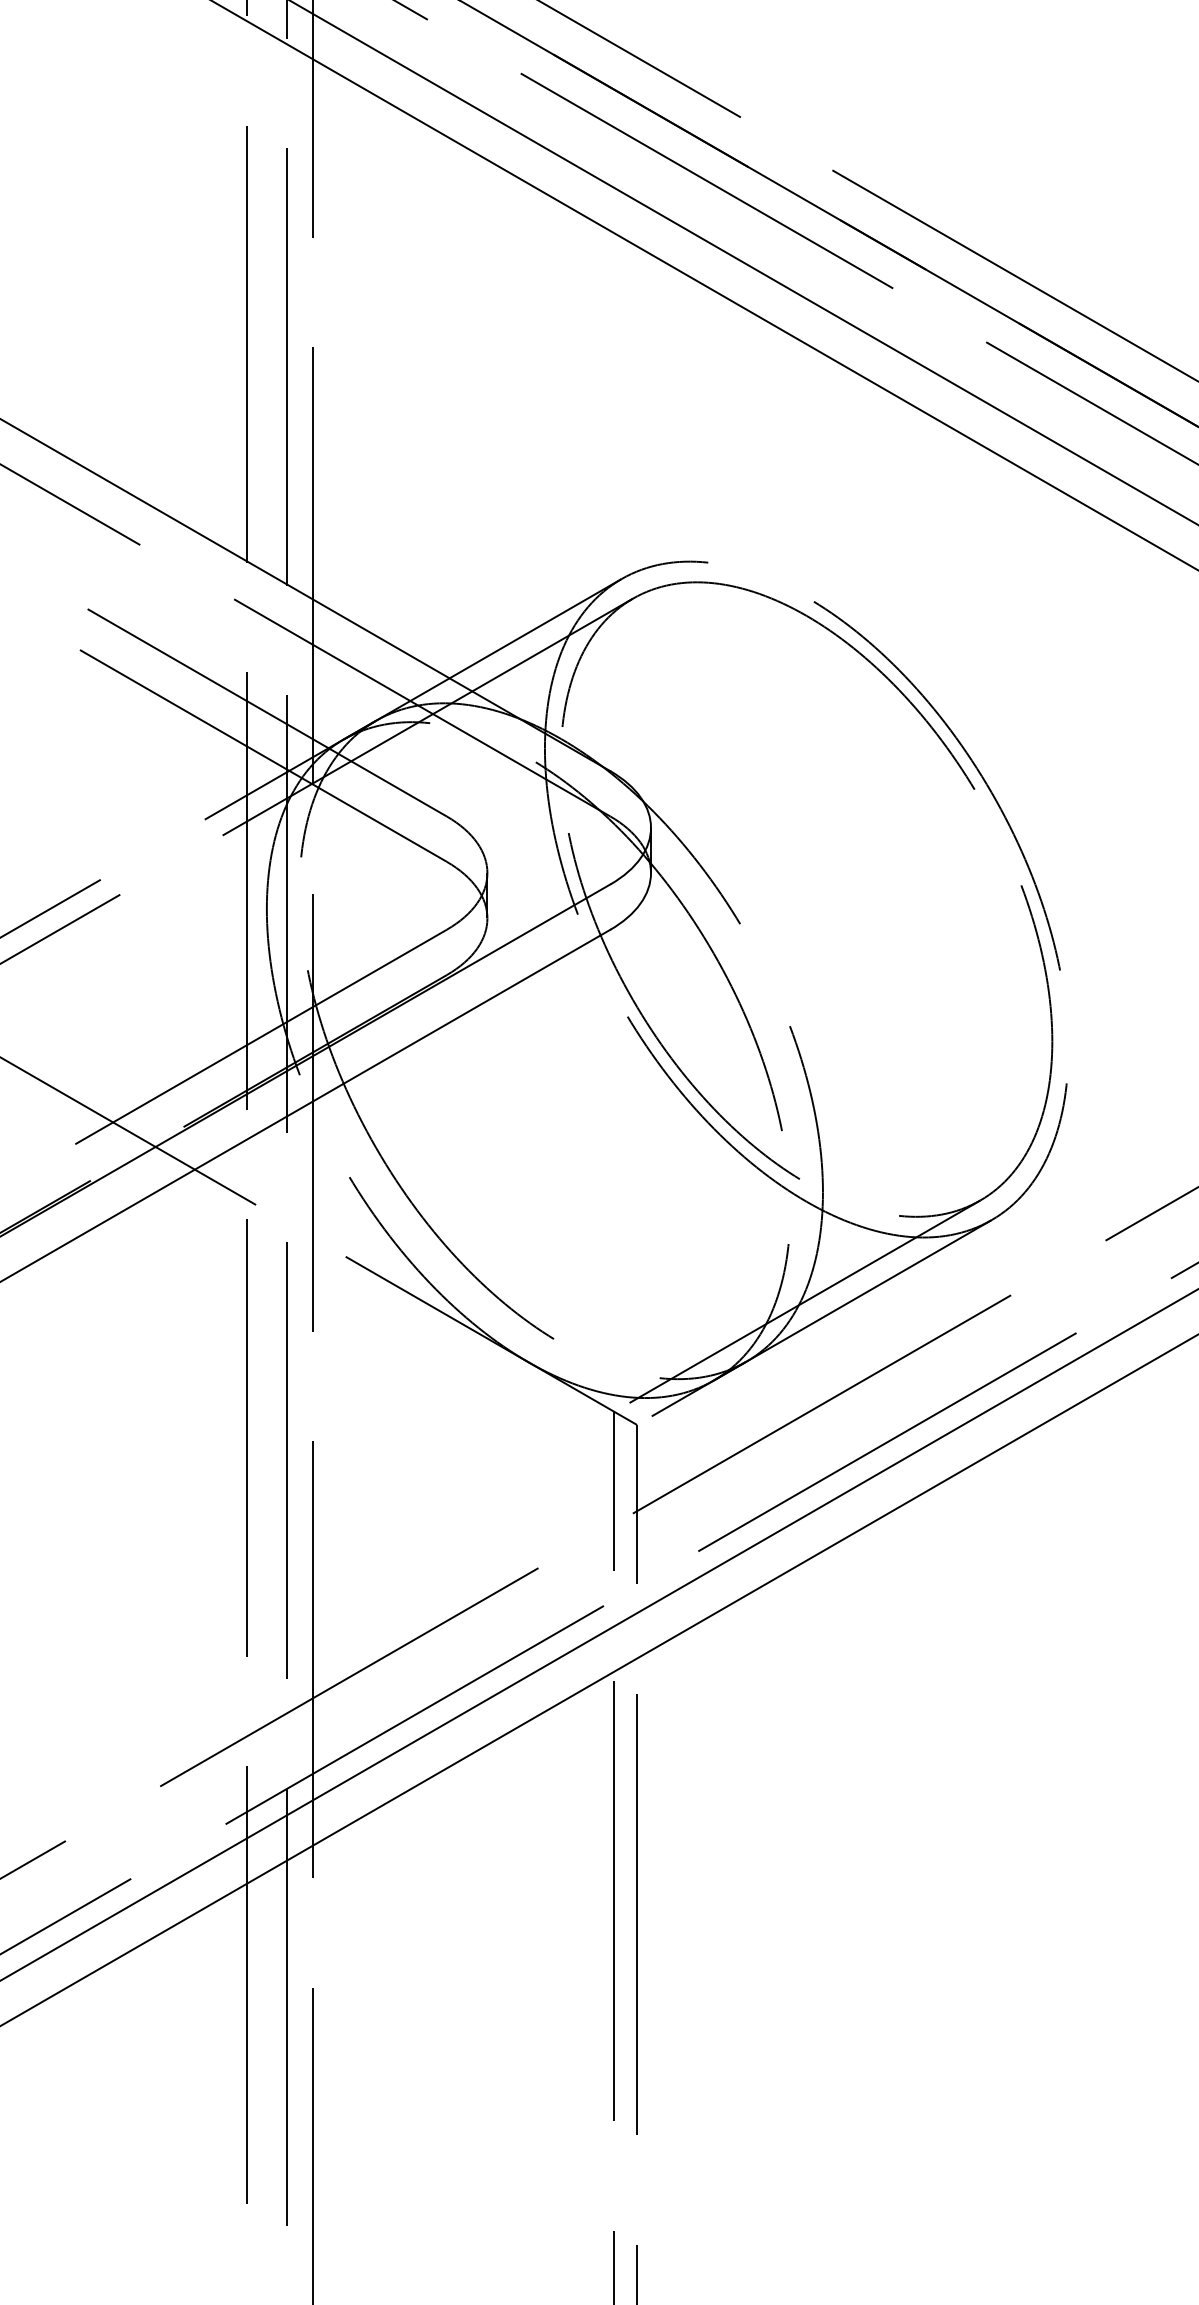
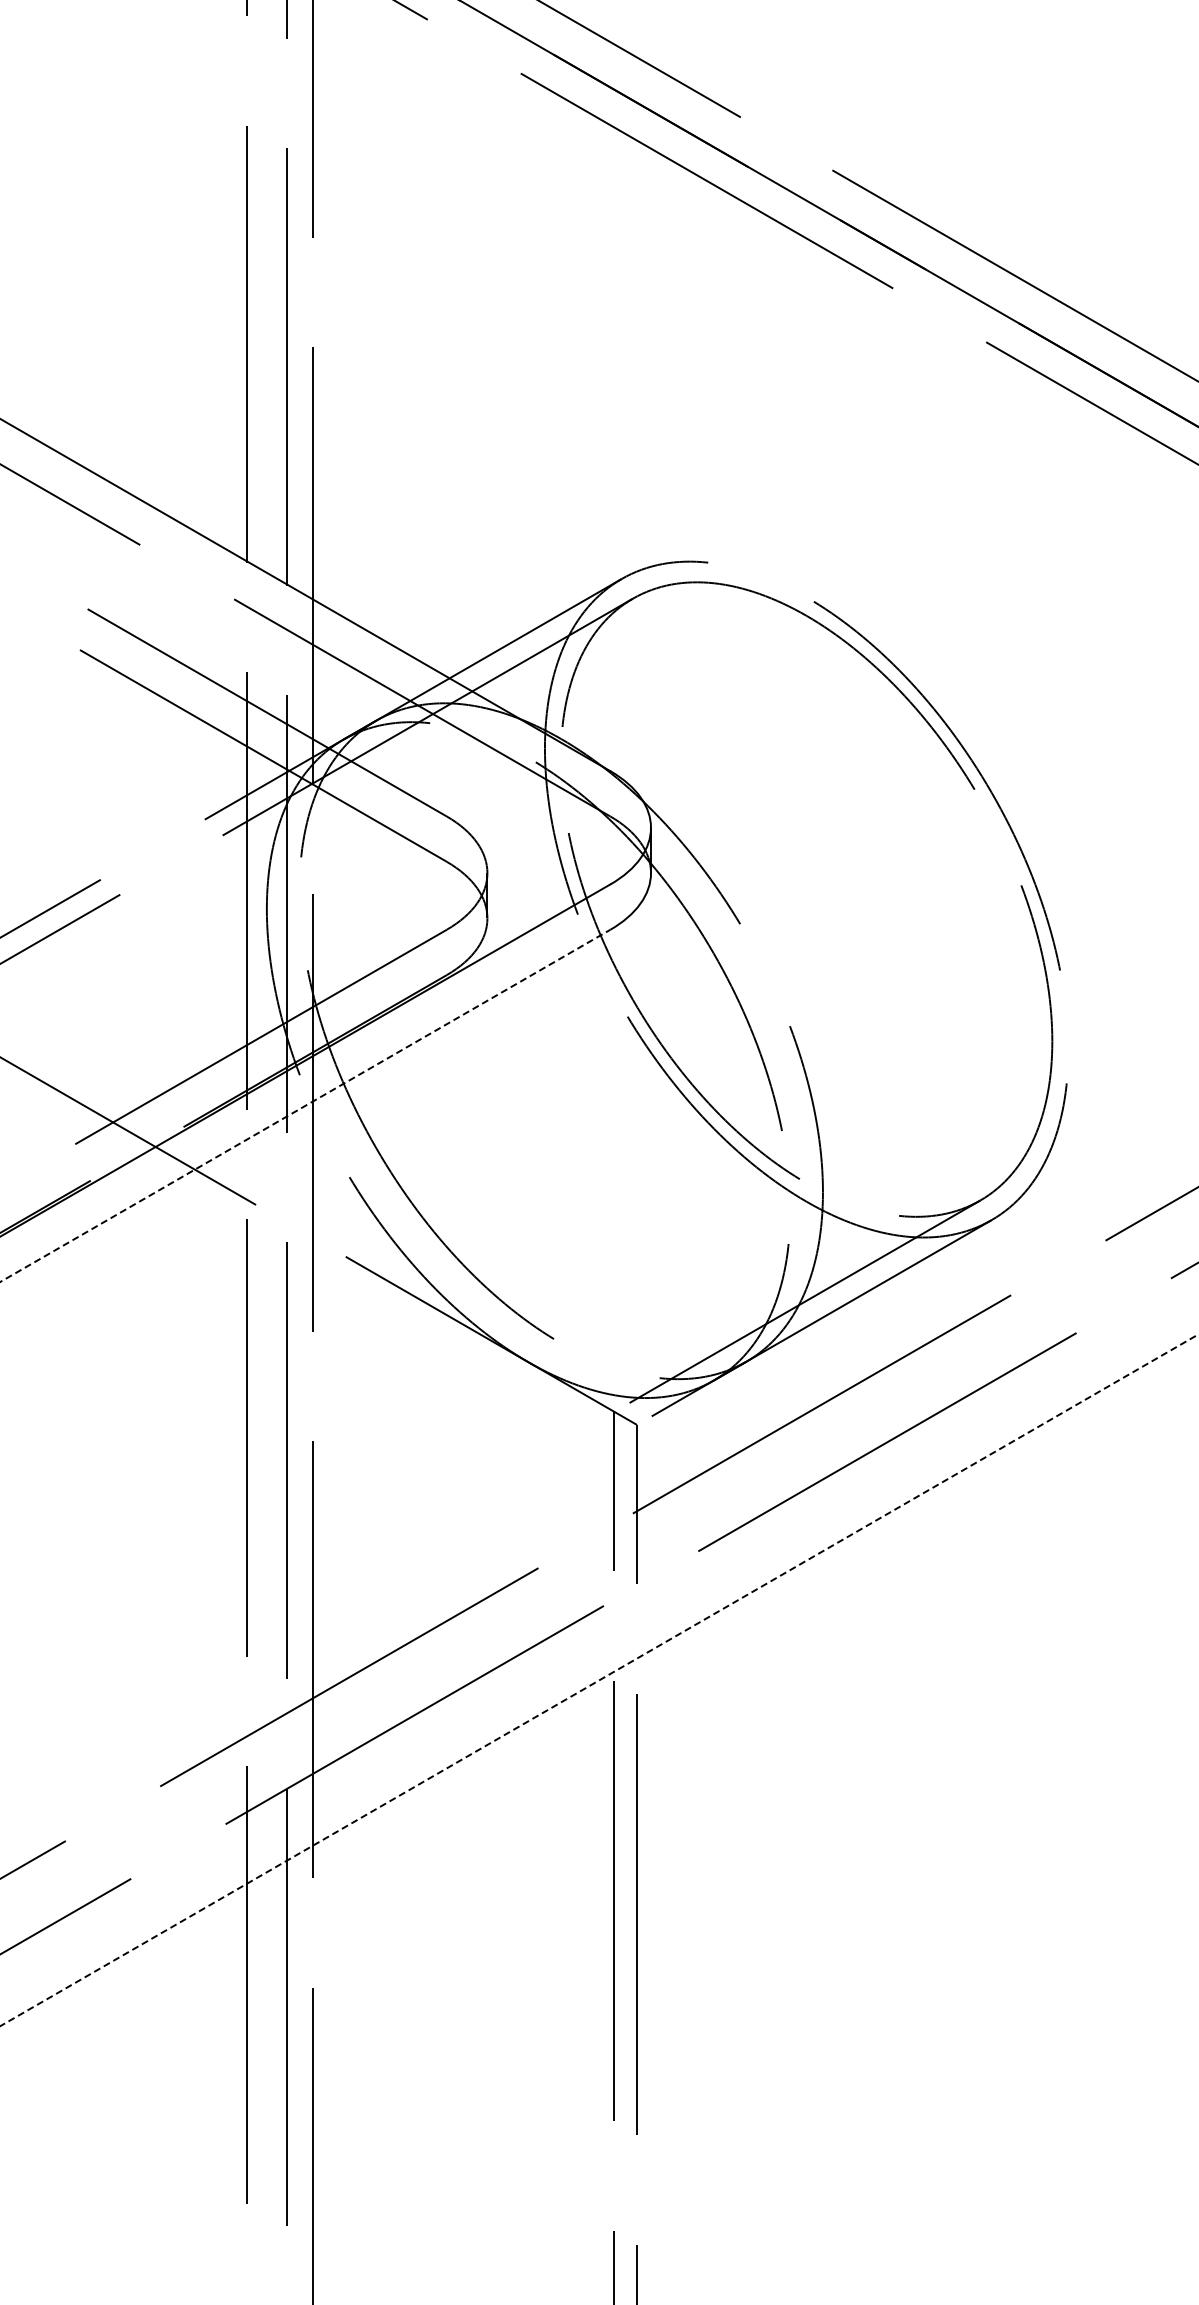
line: present -> none (743, 262)
line: present -> none (704, 285)
line: solid -> dashed (305, 1105)
line: present -> none (598, 1634)
line: solid -> dashed (599, 1680)
